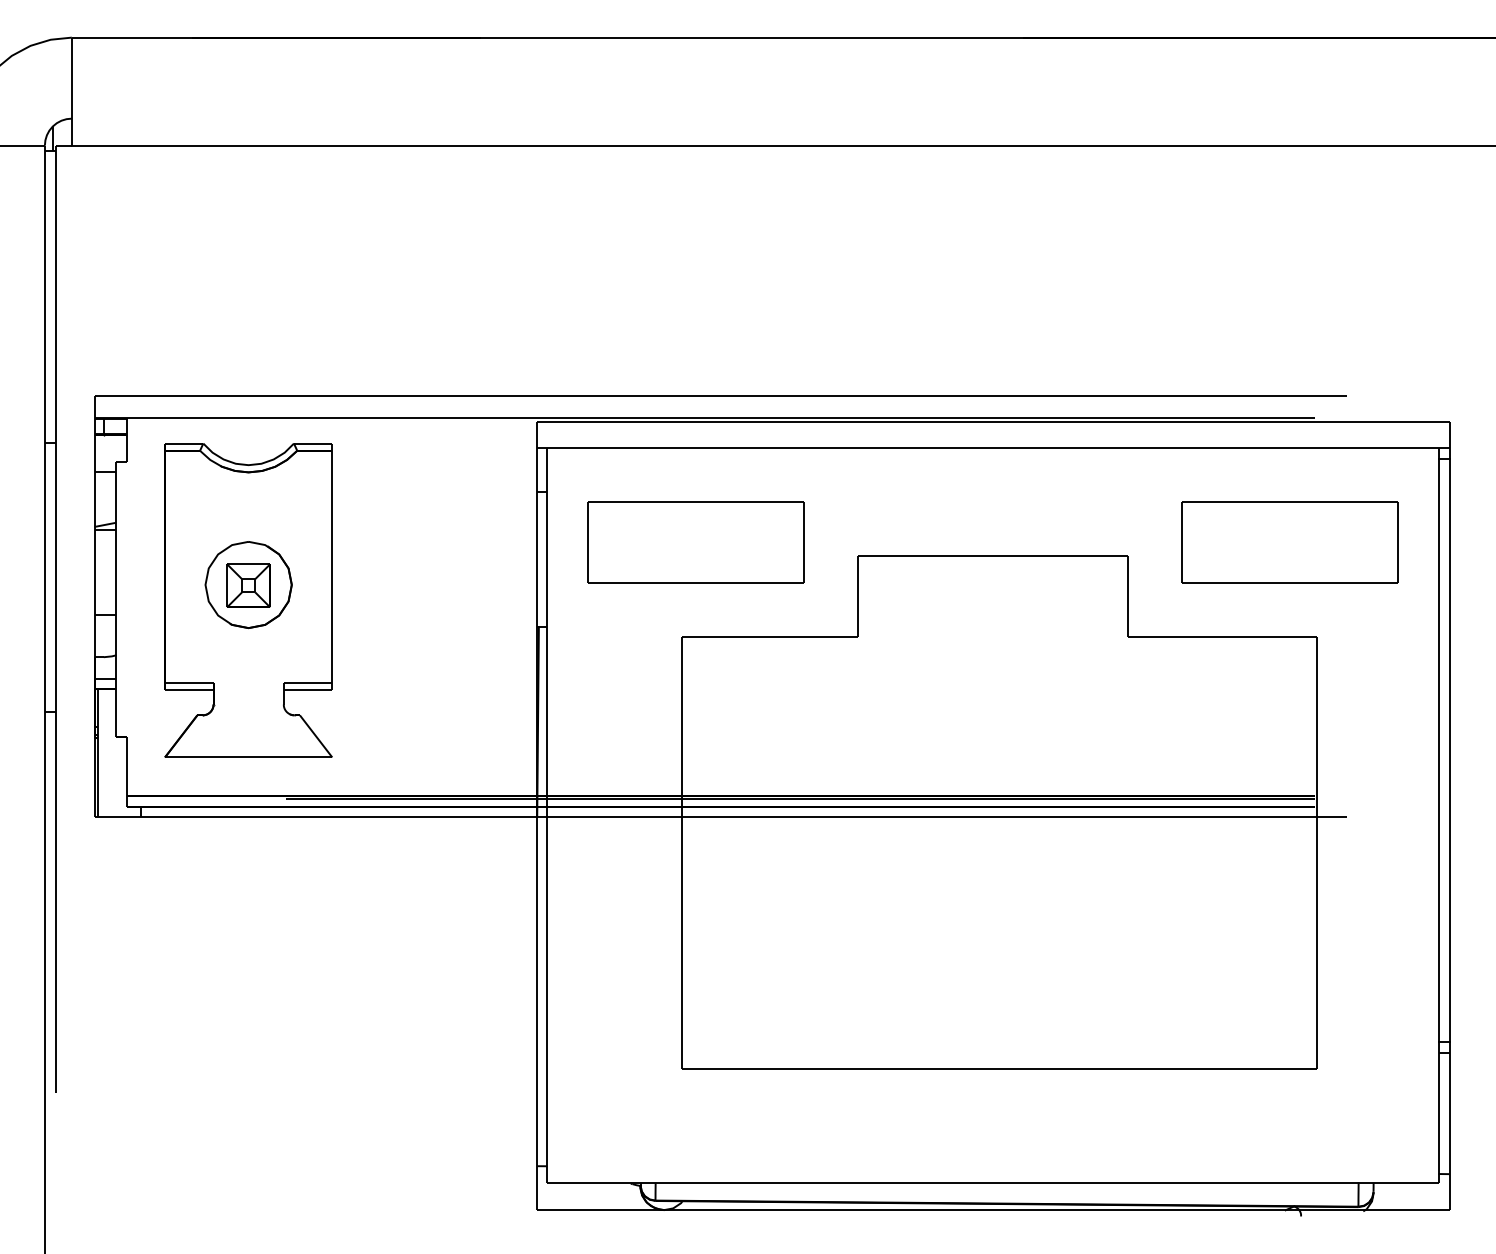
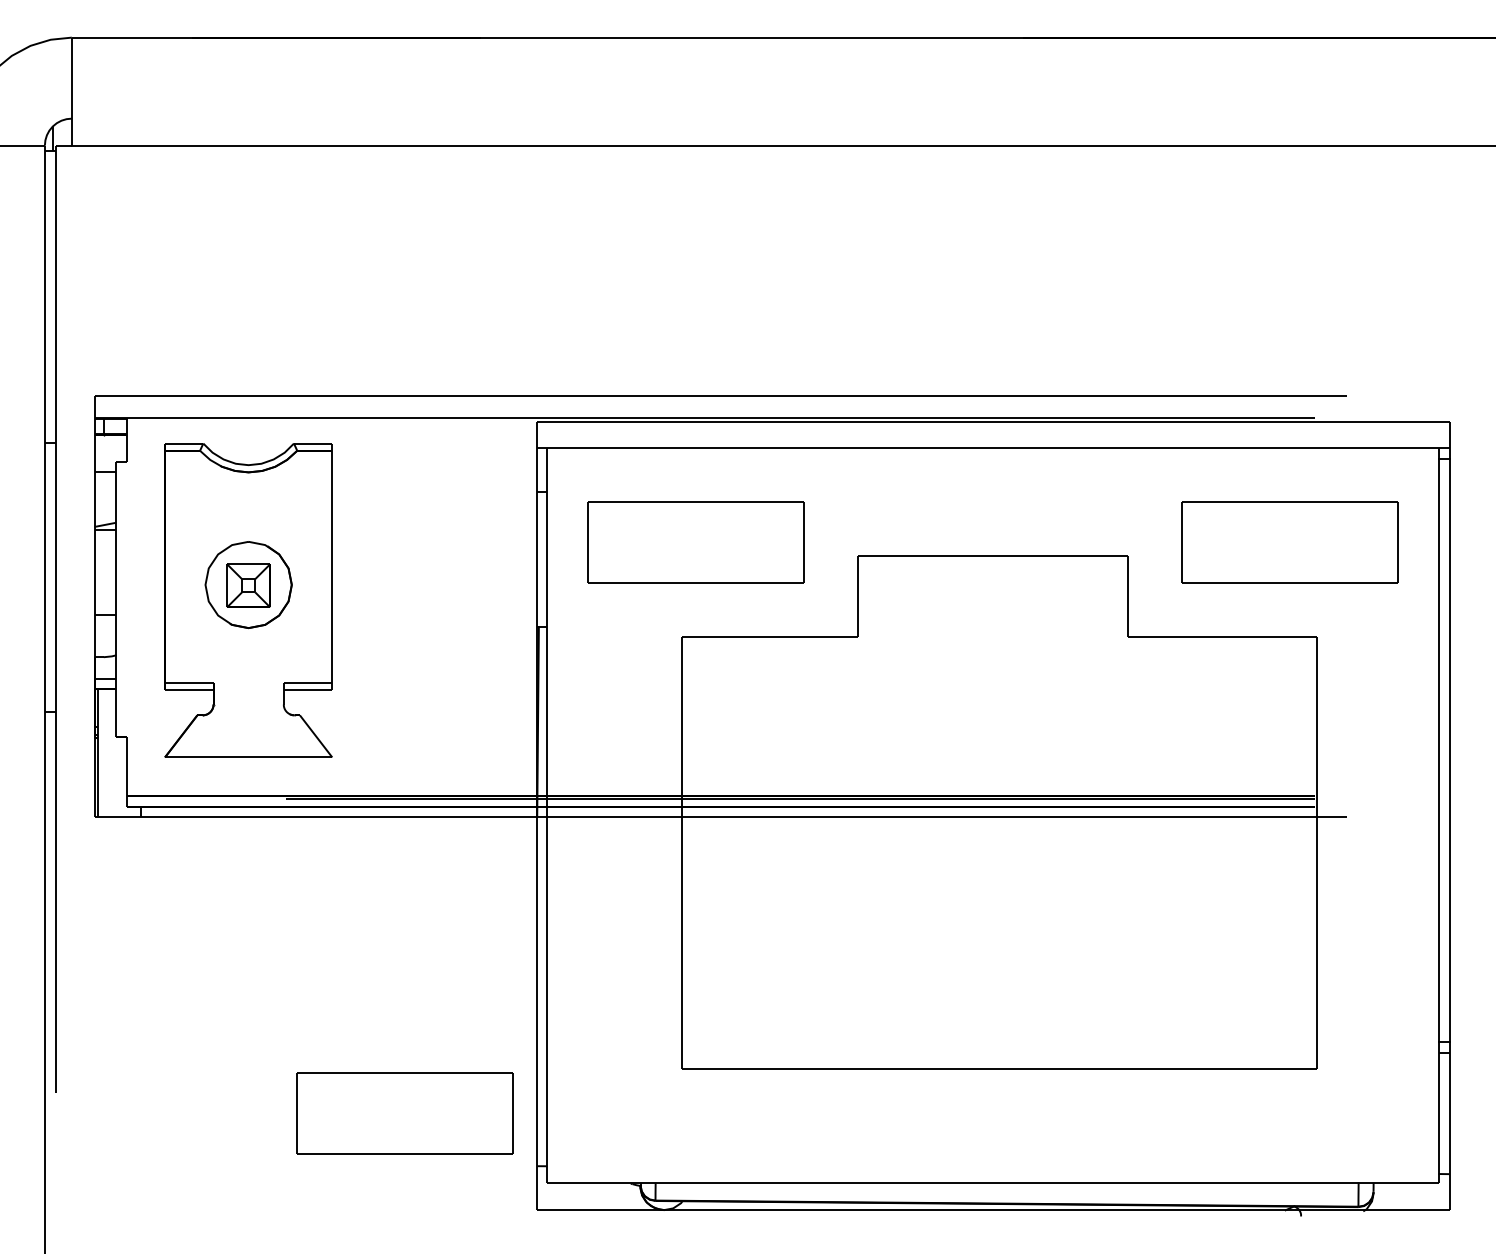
part: none -> present (404, 1113)
